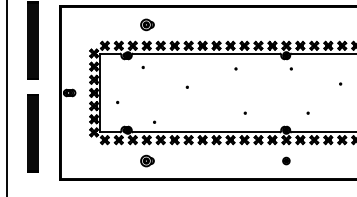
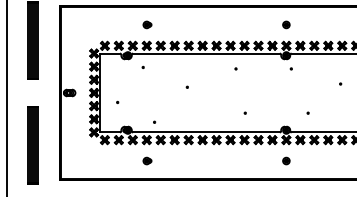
part size: 15x14 px -> 11x10 px (147, 24)
part: none -> present (286, 24)
part position: (32, 133) -> (32, 145) (32, 145)
part size: 15x14 px -> 11x10 px (147, 160)
